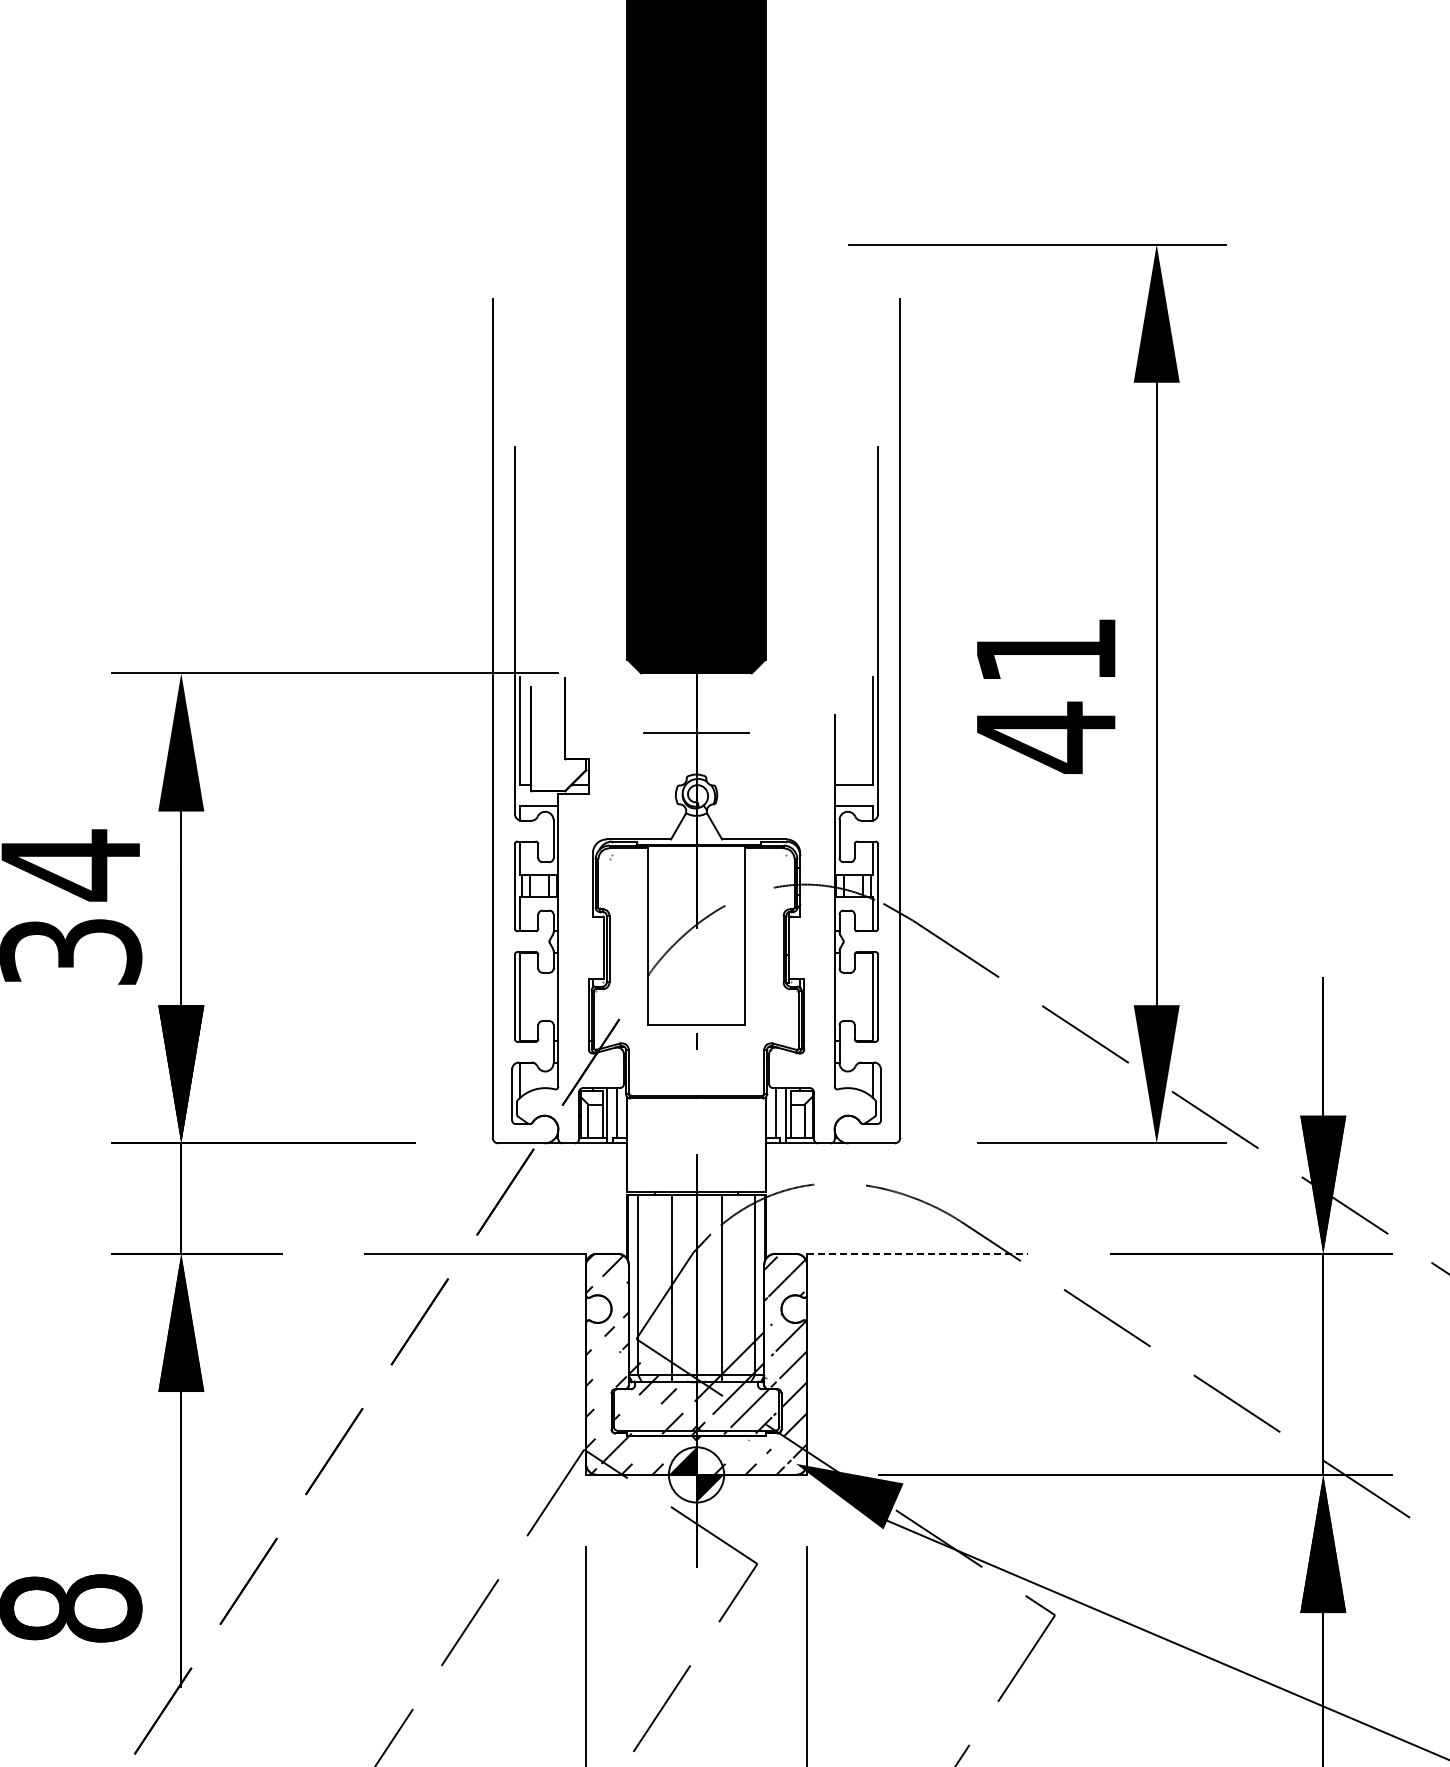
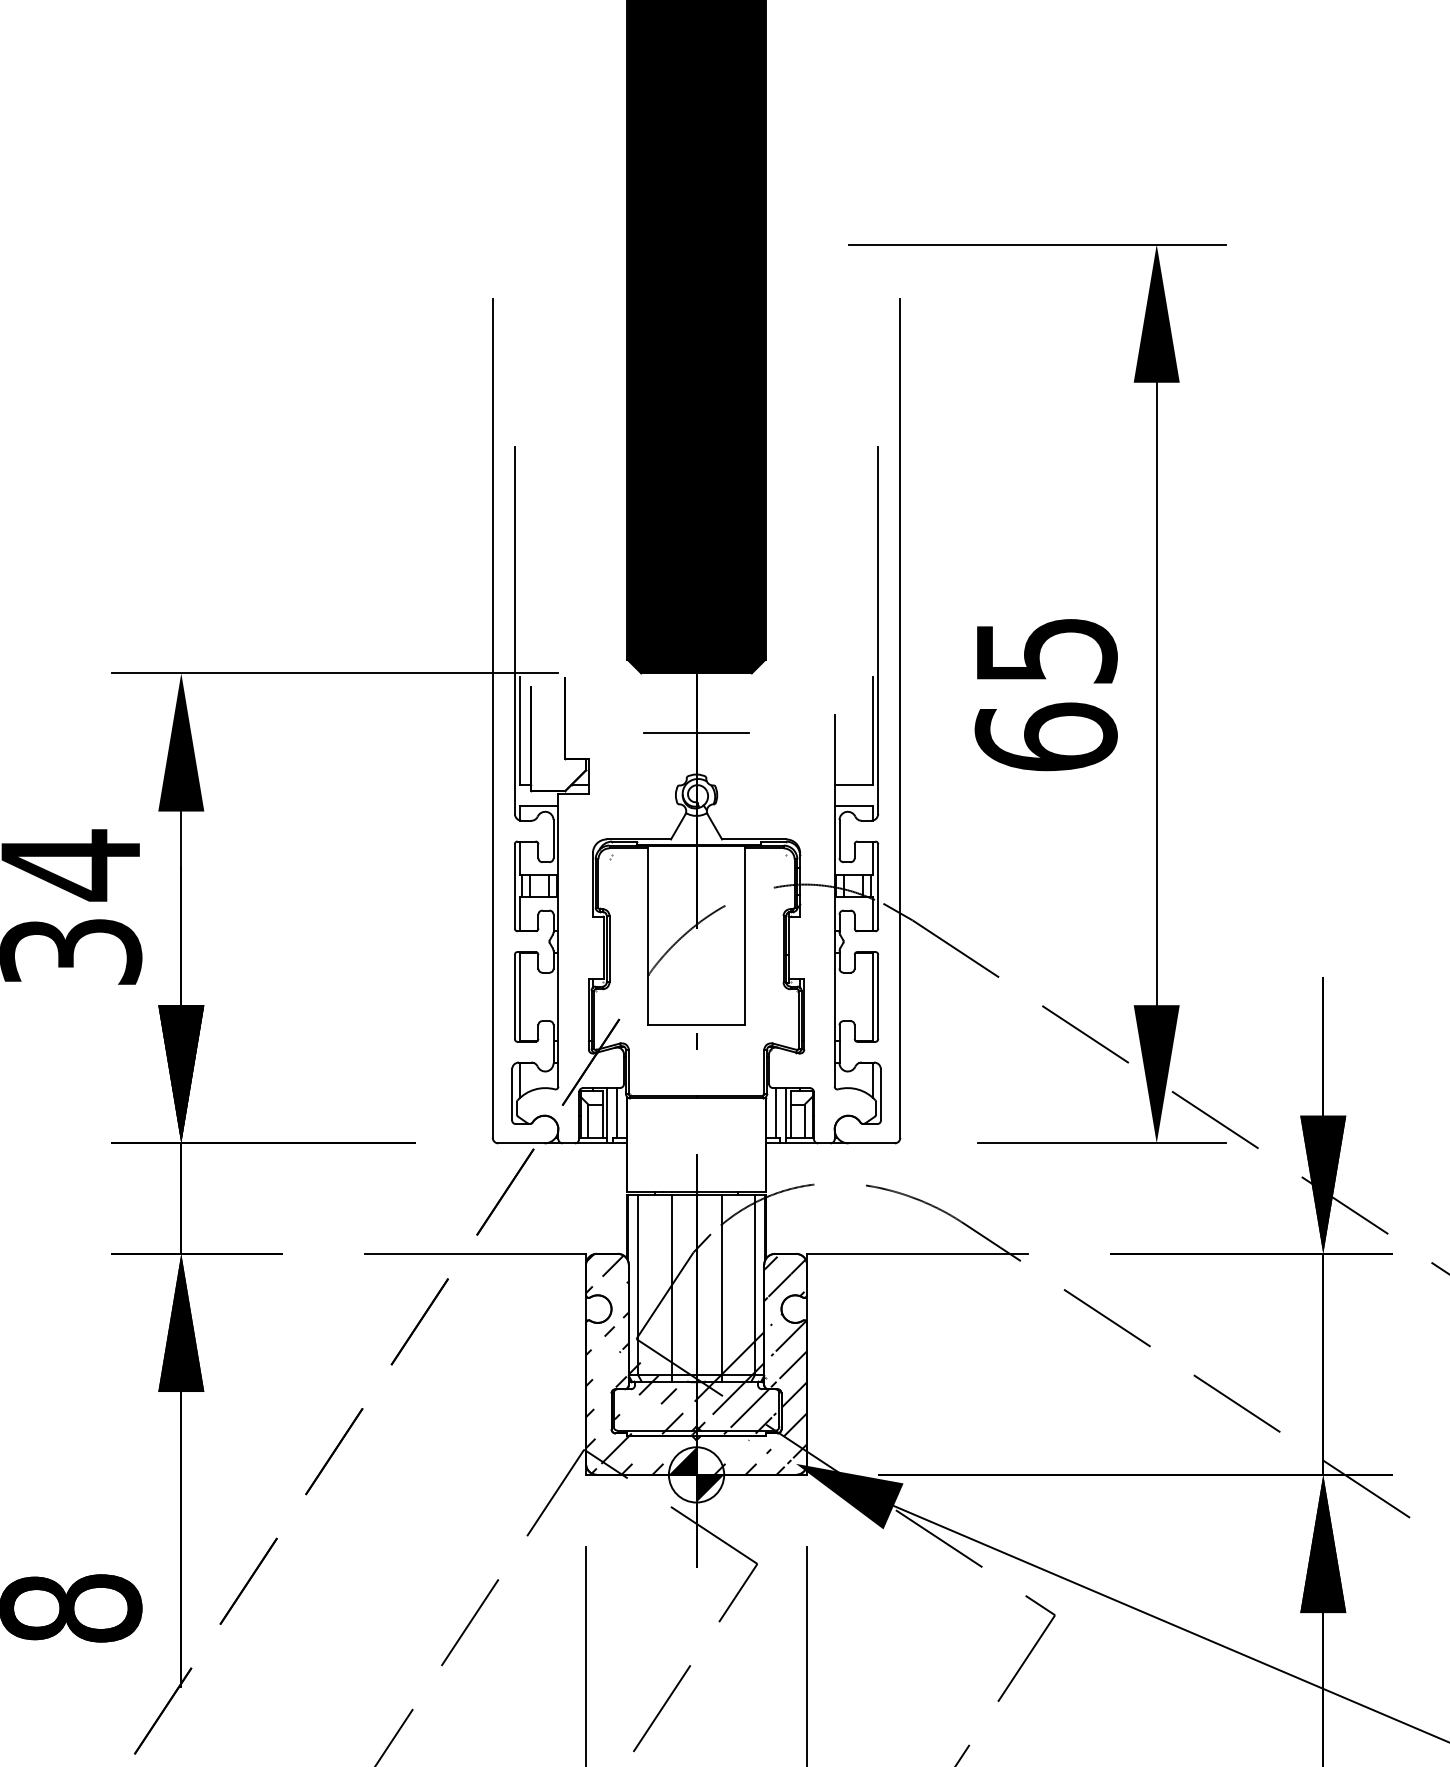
text: 41 -> 65 (1045, 696)
line: dashed -> solid (917, 1253)
line position: (1151, 1632) -> (1154, 1616) (1154, 1616)
